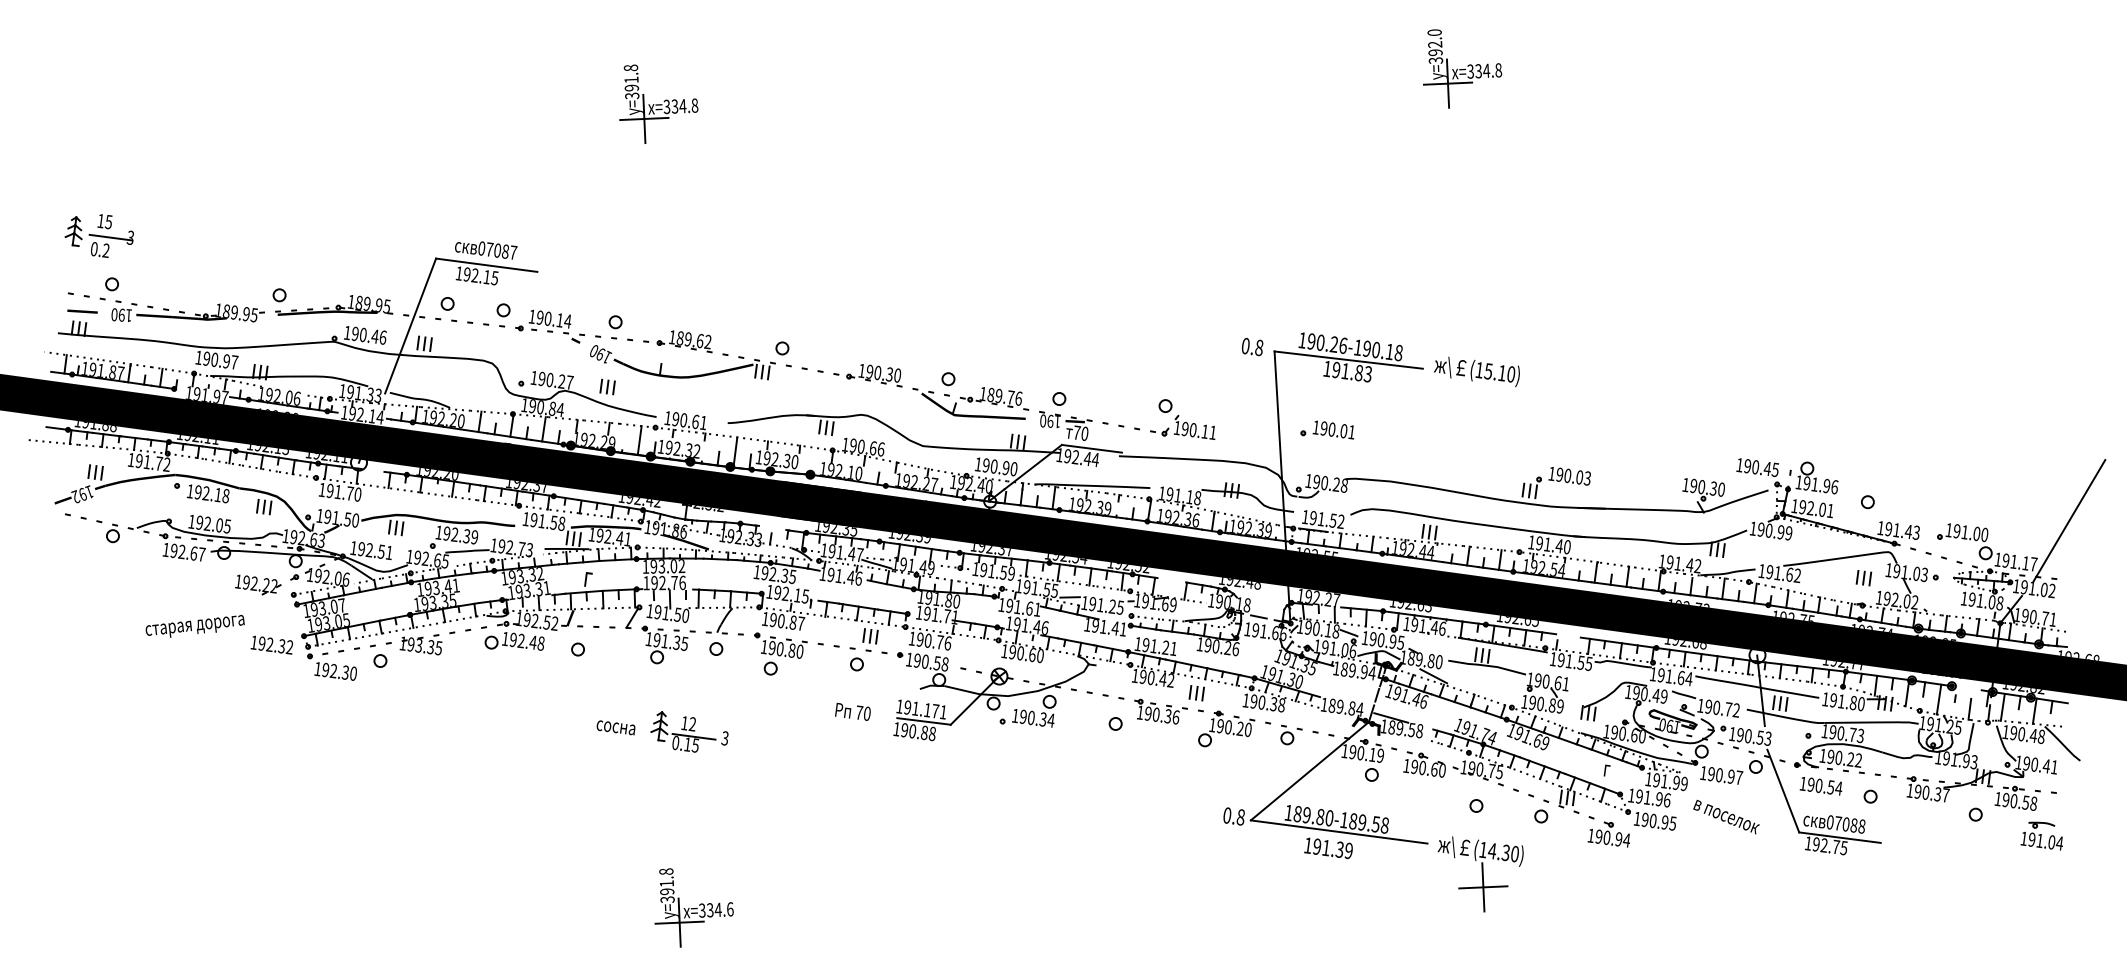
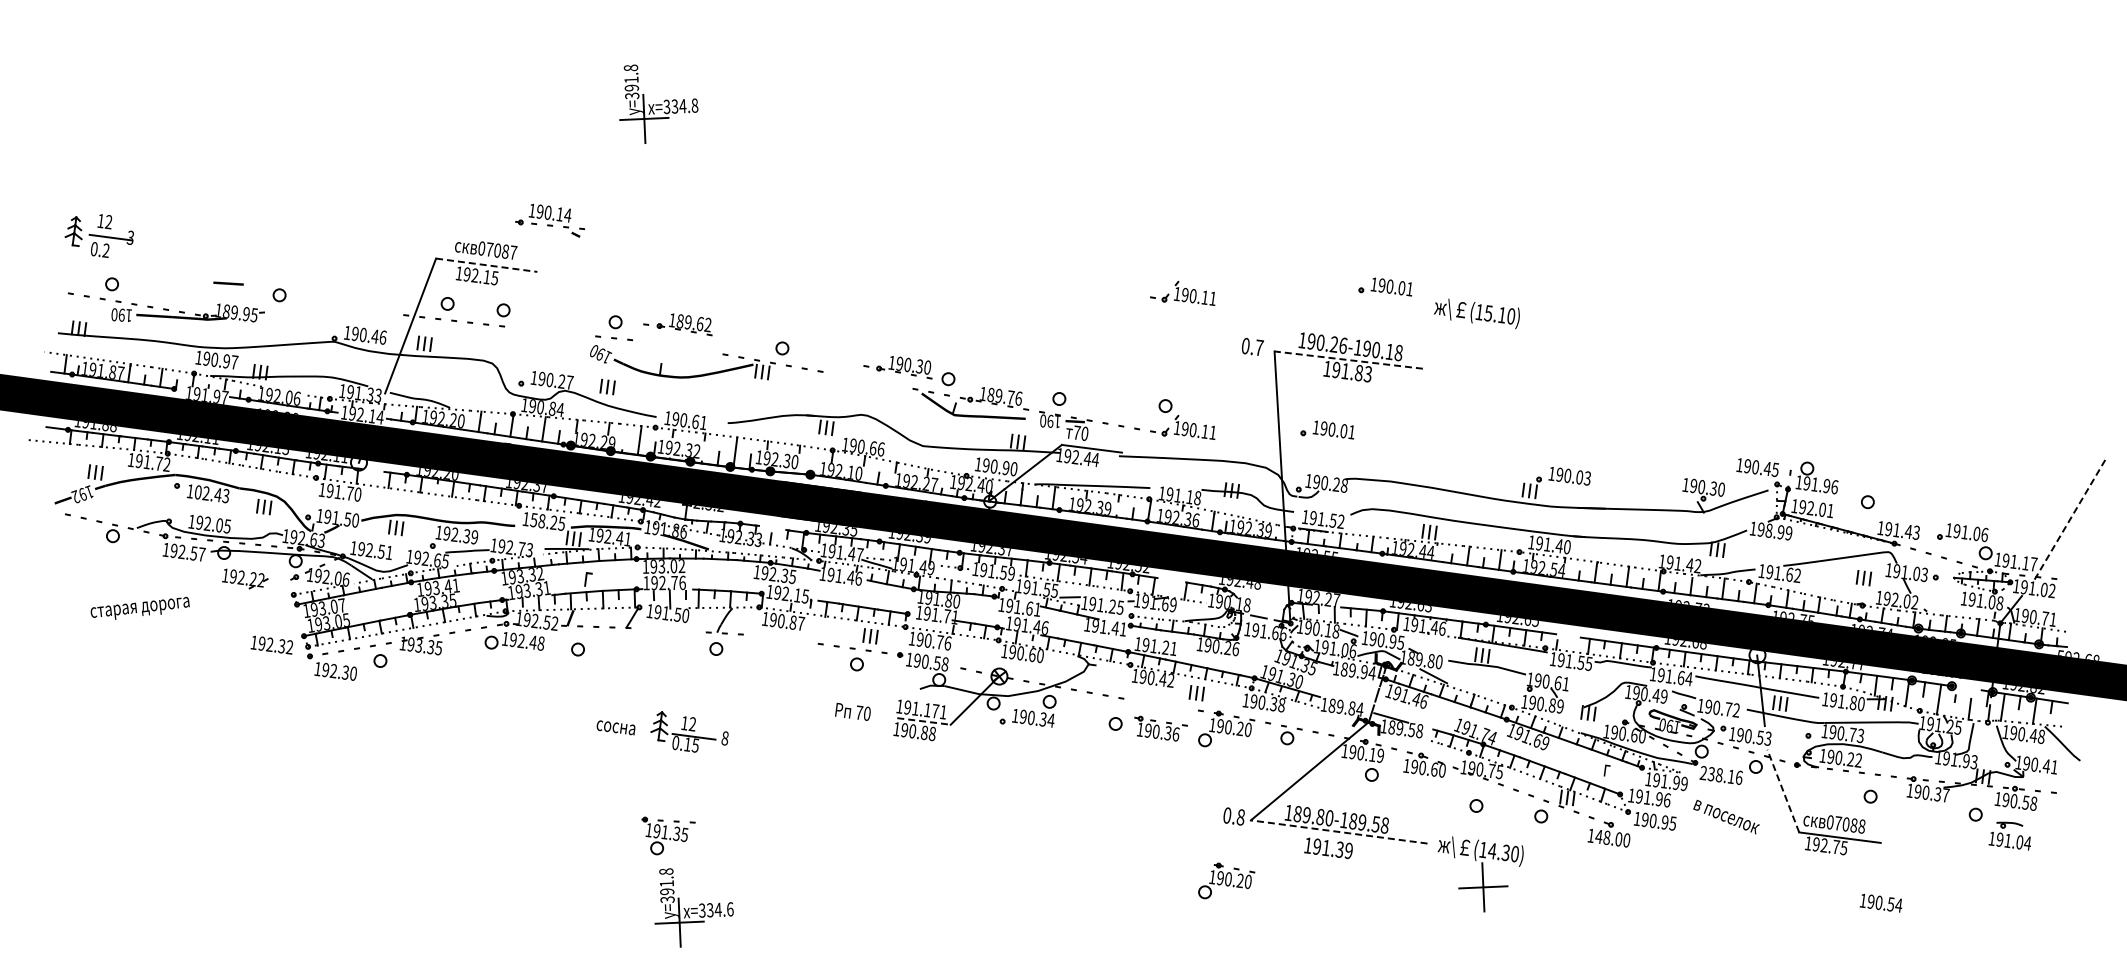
part: present -> none (1462, 68)
text: 15 -> 12 (108, 221)
line: solid -> dashed (487, 265)
part: none -> present (1385, 286)
part: none -> present (1182, 292)
part: present -> none (334, 305)
line position: (82, 311) -> (228, 283) (228, 283)
part position: (549, 326) -> (549, 220) (549, 220)
part position: (677, 341) -> (677, 324) (677, 324)
text: 0.8 -> 0.7 (1259, 347)
line: solid -> dashed (1348, 360)
text position: (1476, 371) -> (1476, 313) (1476, 313)
part position: (867, 375) -> (897, 367) (897, 367)
text: 192.18 -> 102.43 (211, 494)
text: 191.58 -> 158.25 (547, 521)
line: solid -> dashed (2069, 521)
text: 190.99 -> 198.99 (1768, 530)
text: 191.00 -> 191.06 (1984, 534)
text: 192.67 -> 192.57 (193, 553)
part position: (258, 584) -> (245, 578) (245, 578)
text position: (194, 625) -> (139, 607) (139, 607)
part position: (668, 644) -> (668, 835) (668, 835)
text: 192.68 -> 592.68 (2060, 652)
part: present -> none (780, 653)
part position: (1160, 711) -> (1160, 728) (1160, 728)
line: solid -> dashed (924, 721)
text: 3 -> 8 (724, 738)
text: 190.97 -> 238.16 (1721, 774)
text position: (1820, 786) -> (1880, 903) (1880, 903)
line: solid -> dashed (1783, 790)
line: solid -> dashed (1338, 831)
part position: (2041, 835) -> (2009, 835) (2009, 835)
text: 190.94 -> 148.00 (1612, 838)
part: none -> present (1226, 880)
